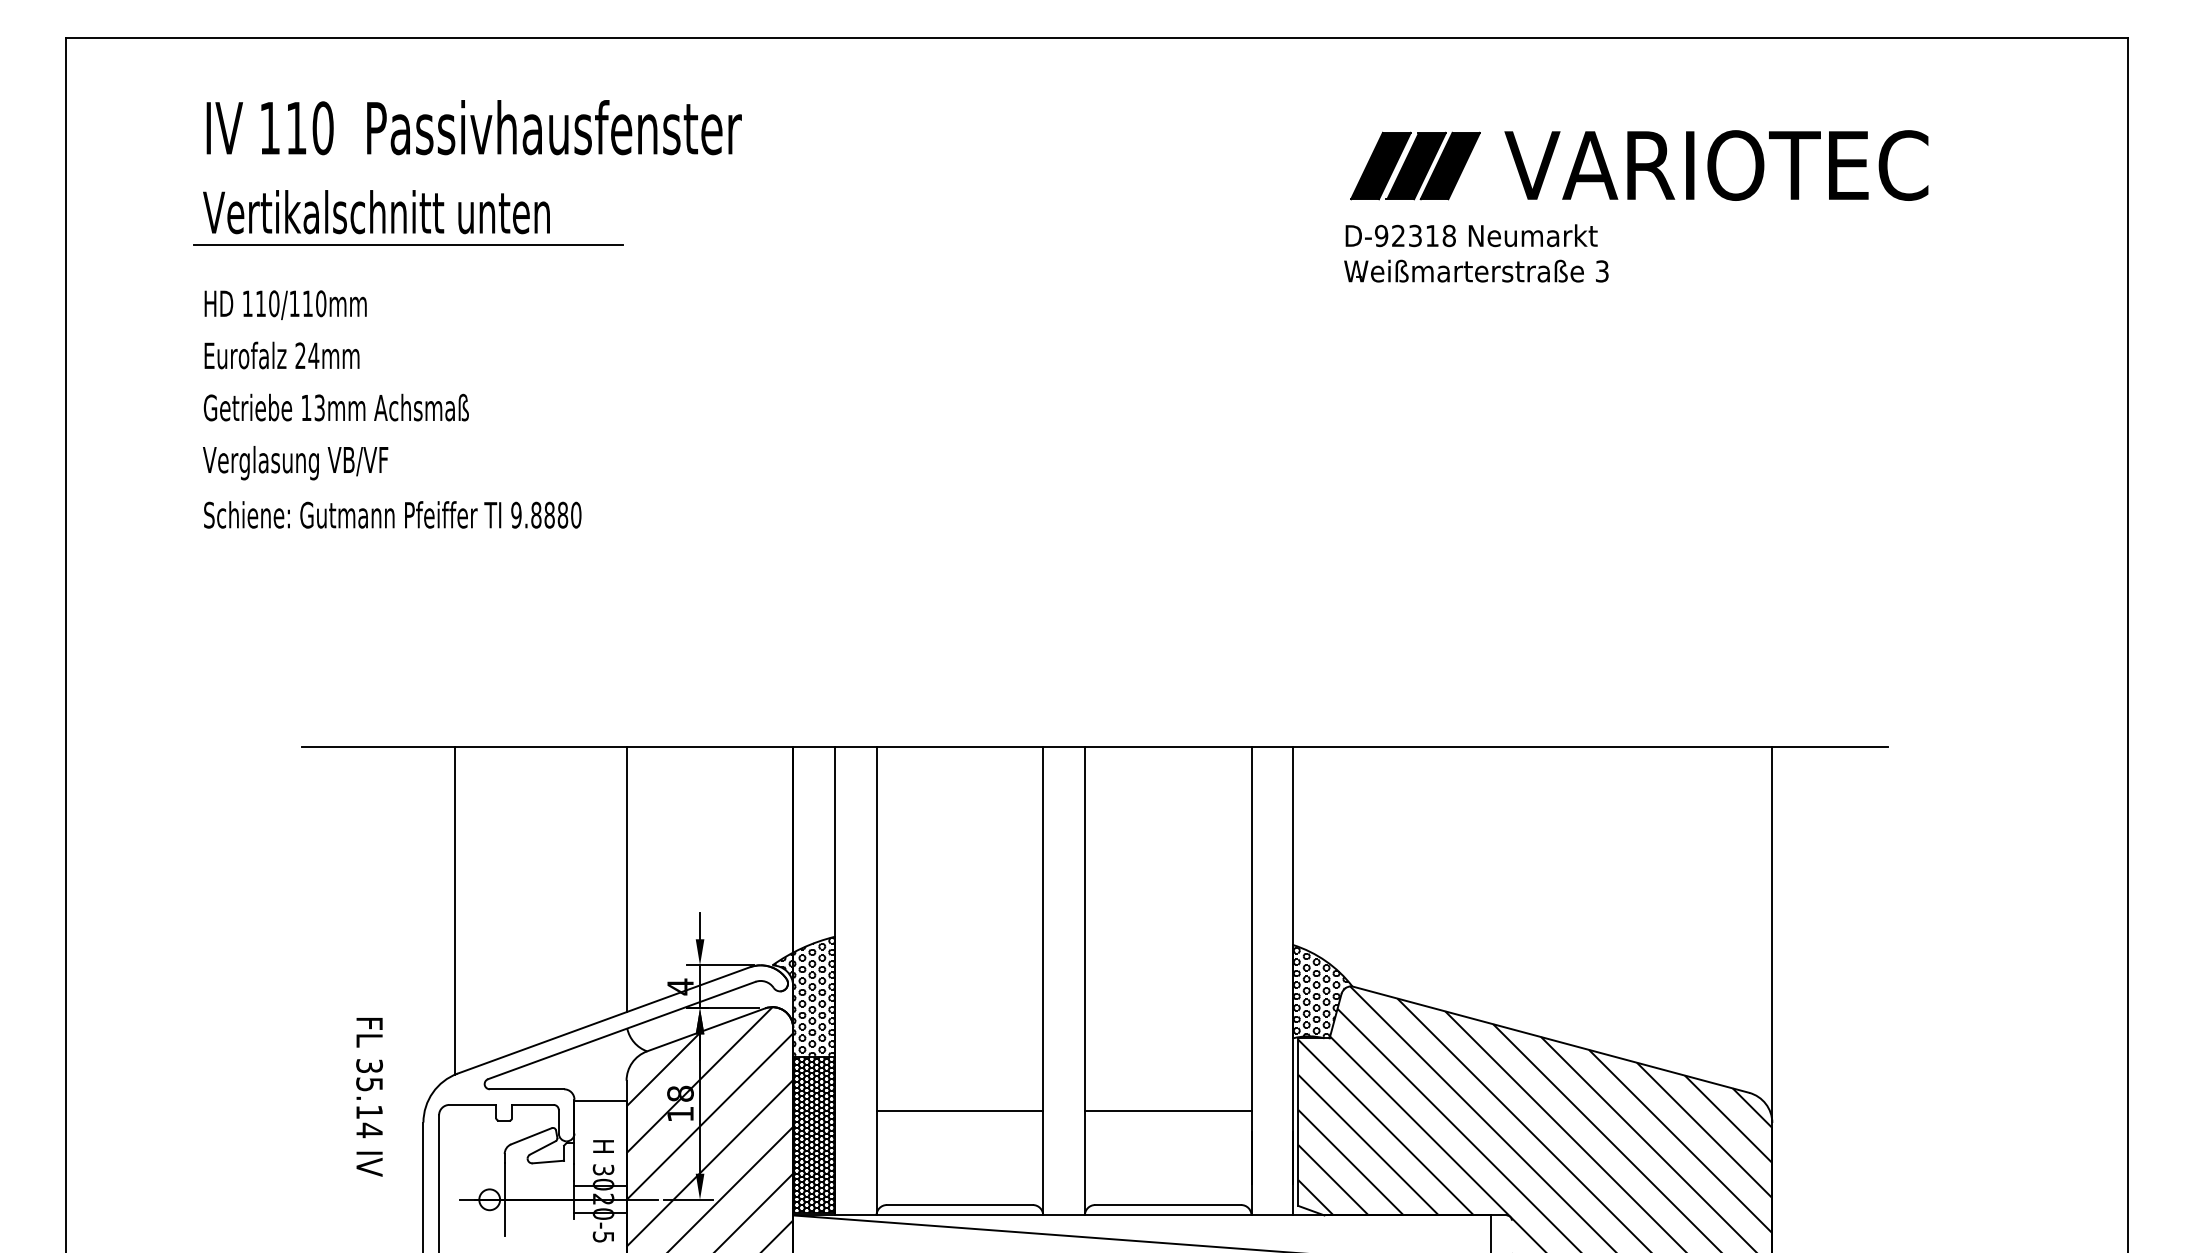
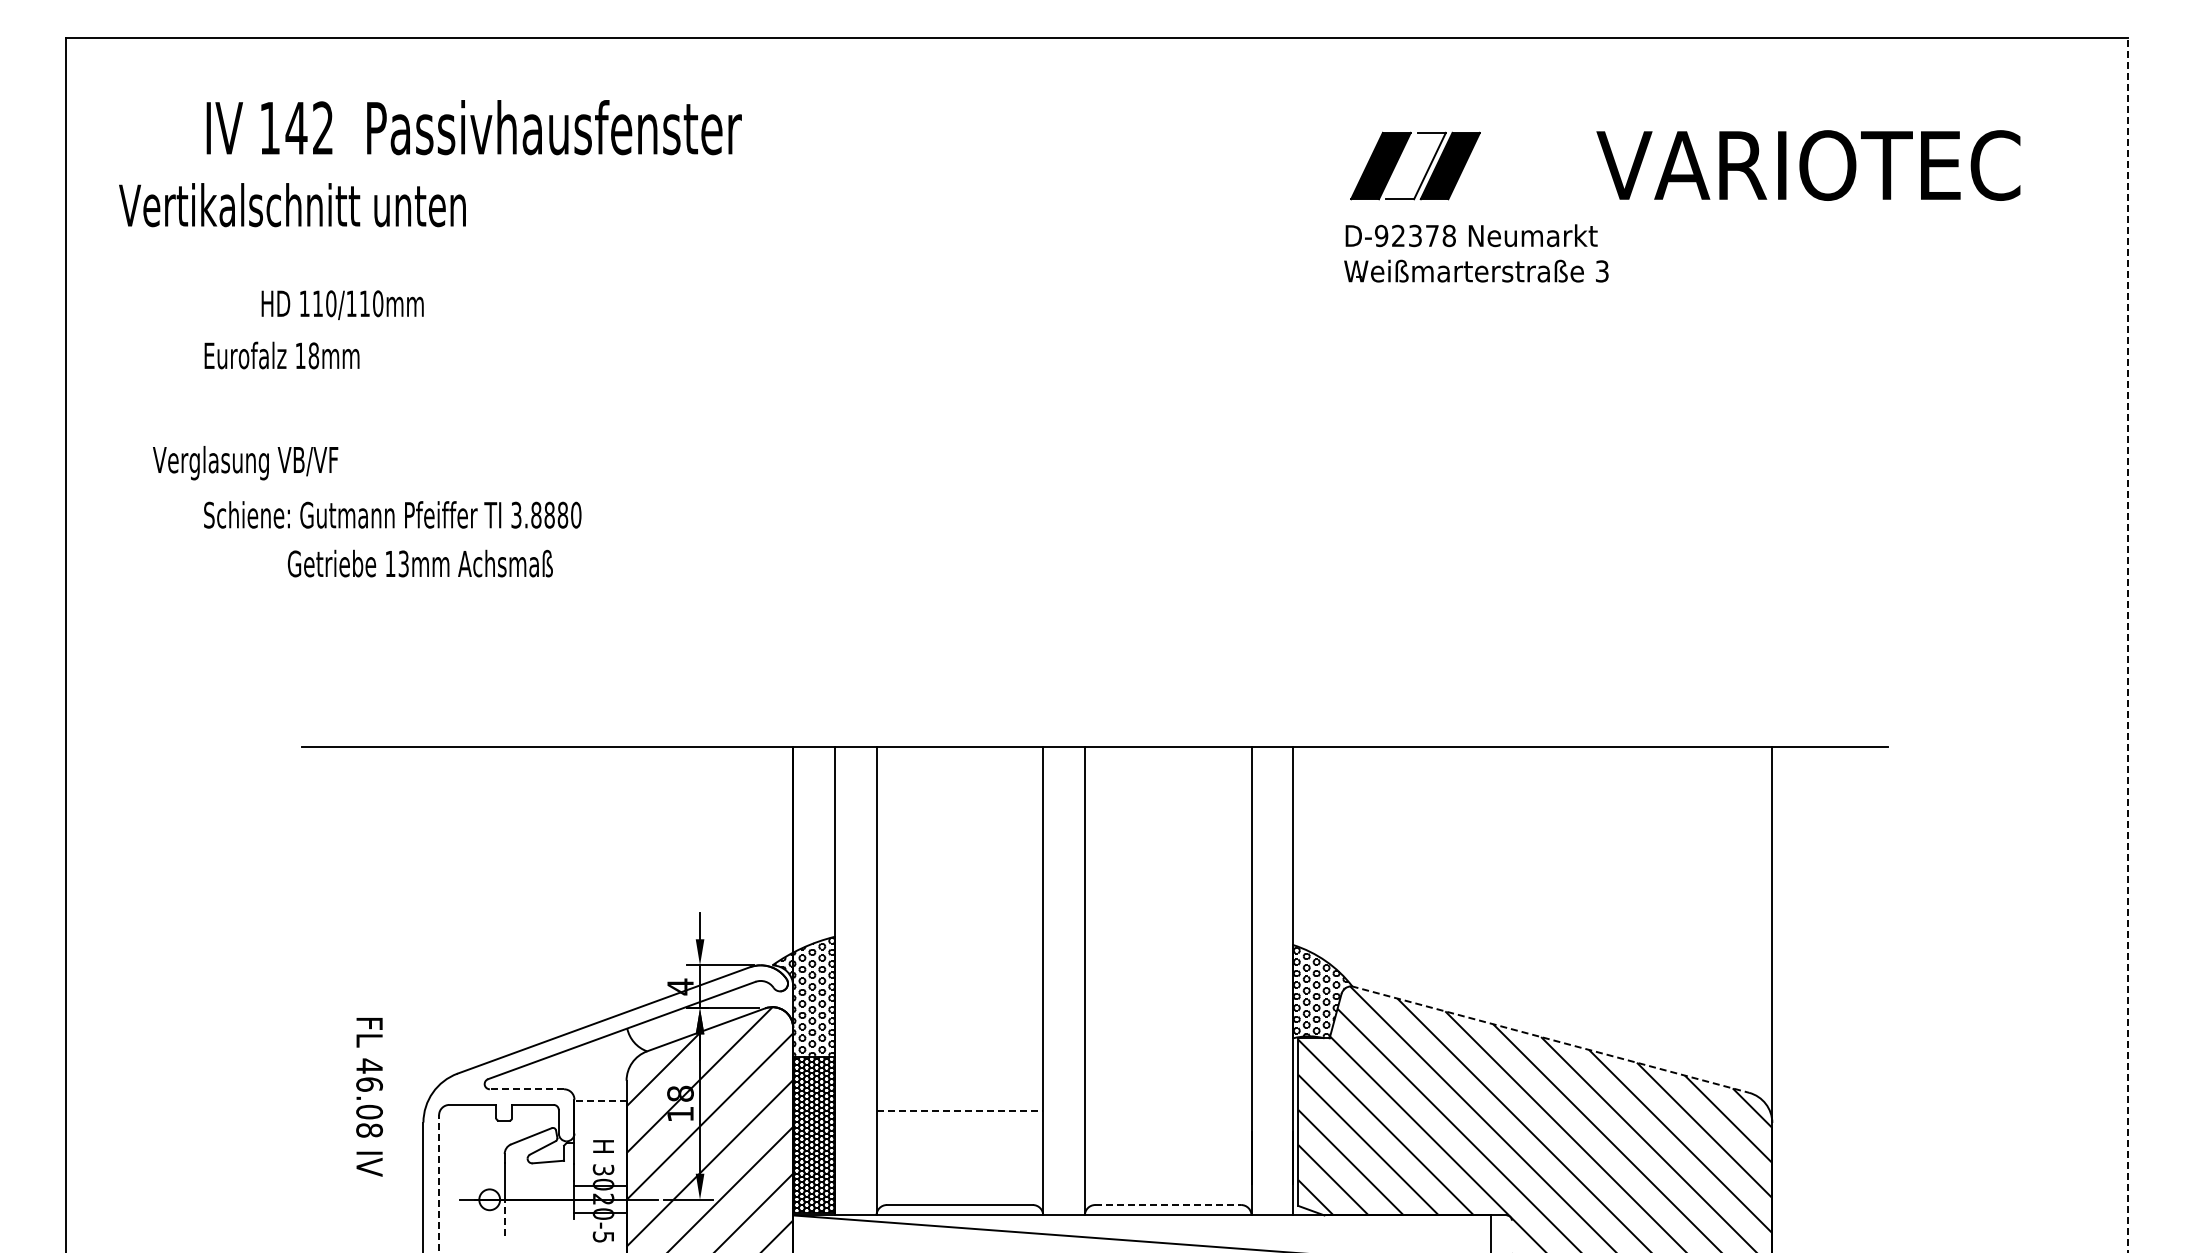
text: 110 -> 142 (309, 128)
fill: present -> none (1415, 165)
text position: (1716, 165) -> (1808, 165) (1808, 165)
text position: (376, 212) -> (292, 205) (292, 205)
text: D-92318 -> D-92378 (1432, 235)
line: present -> none (408, 245)
text position: (285, 304) -> (342, 304) (342, 304)
text: 24mm -> 18mm (307, 355)
text position: (335, 407) -> (419, 563) (419, 563)
text position: (295, 463) -> (245, 463) (245, 463)
text: 9.8880 -> 3.8880 (516, 515)
line: solid -> dashed (2128, 644)
line: present -> none (626, 879)
line: present -> none (454, 910)
line: solid -> dashed (1550, 1039)
line: solid -> dashed (526, 1089)
text: 35.14 -> 46.08 (369, 1098)
line: solid -> dashed (600, 1100)
line: solid -> dashed (960, 1111)
line: present -> none (1167, 1111)
line: solid -> dashed (439, 1183)
line: solid -> dashed (1168, 1205)
line: solid -> dashed (504, 1217)
